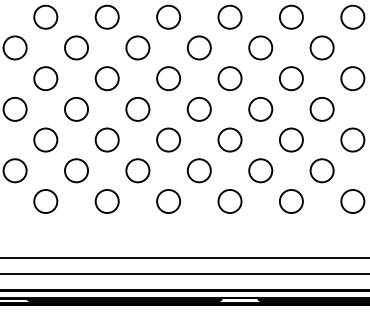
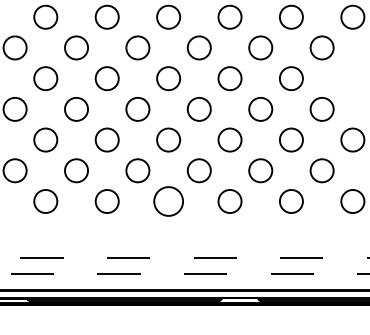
circle: present -> none (352, 78)
circle size: 25x25 px -> 31x31 px (168, 201)
line: solid -> dashed (184, 258)
line: solid -> dashed (184, 274)
